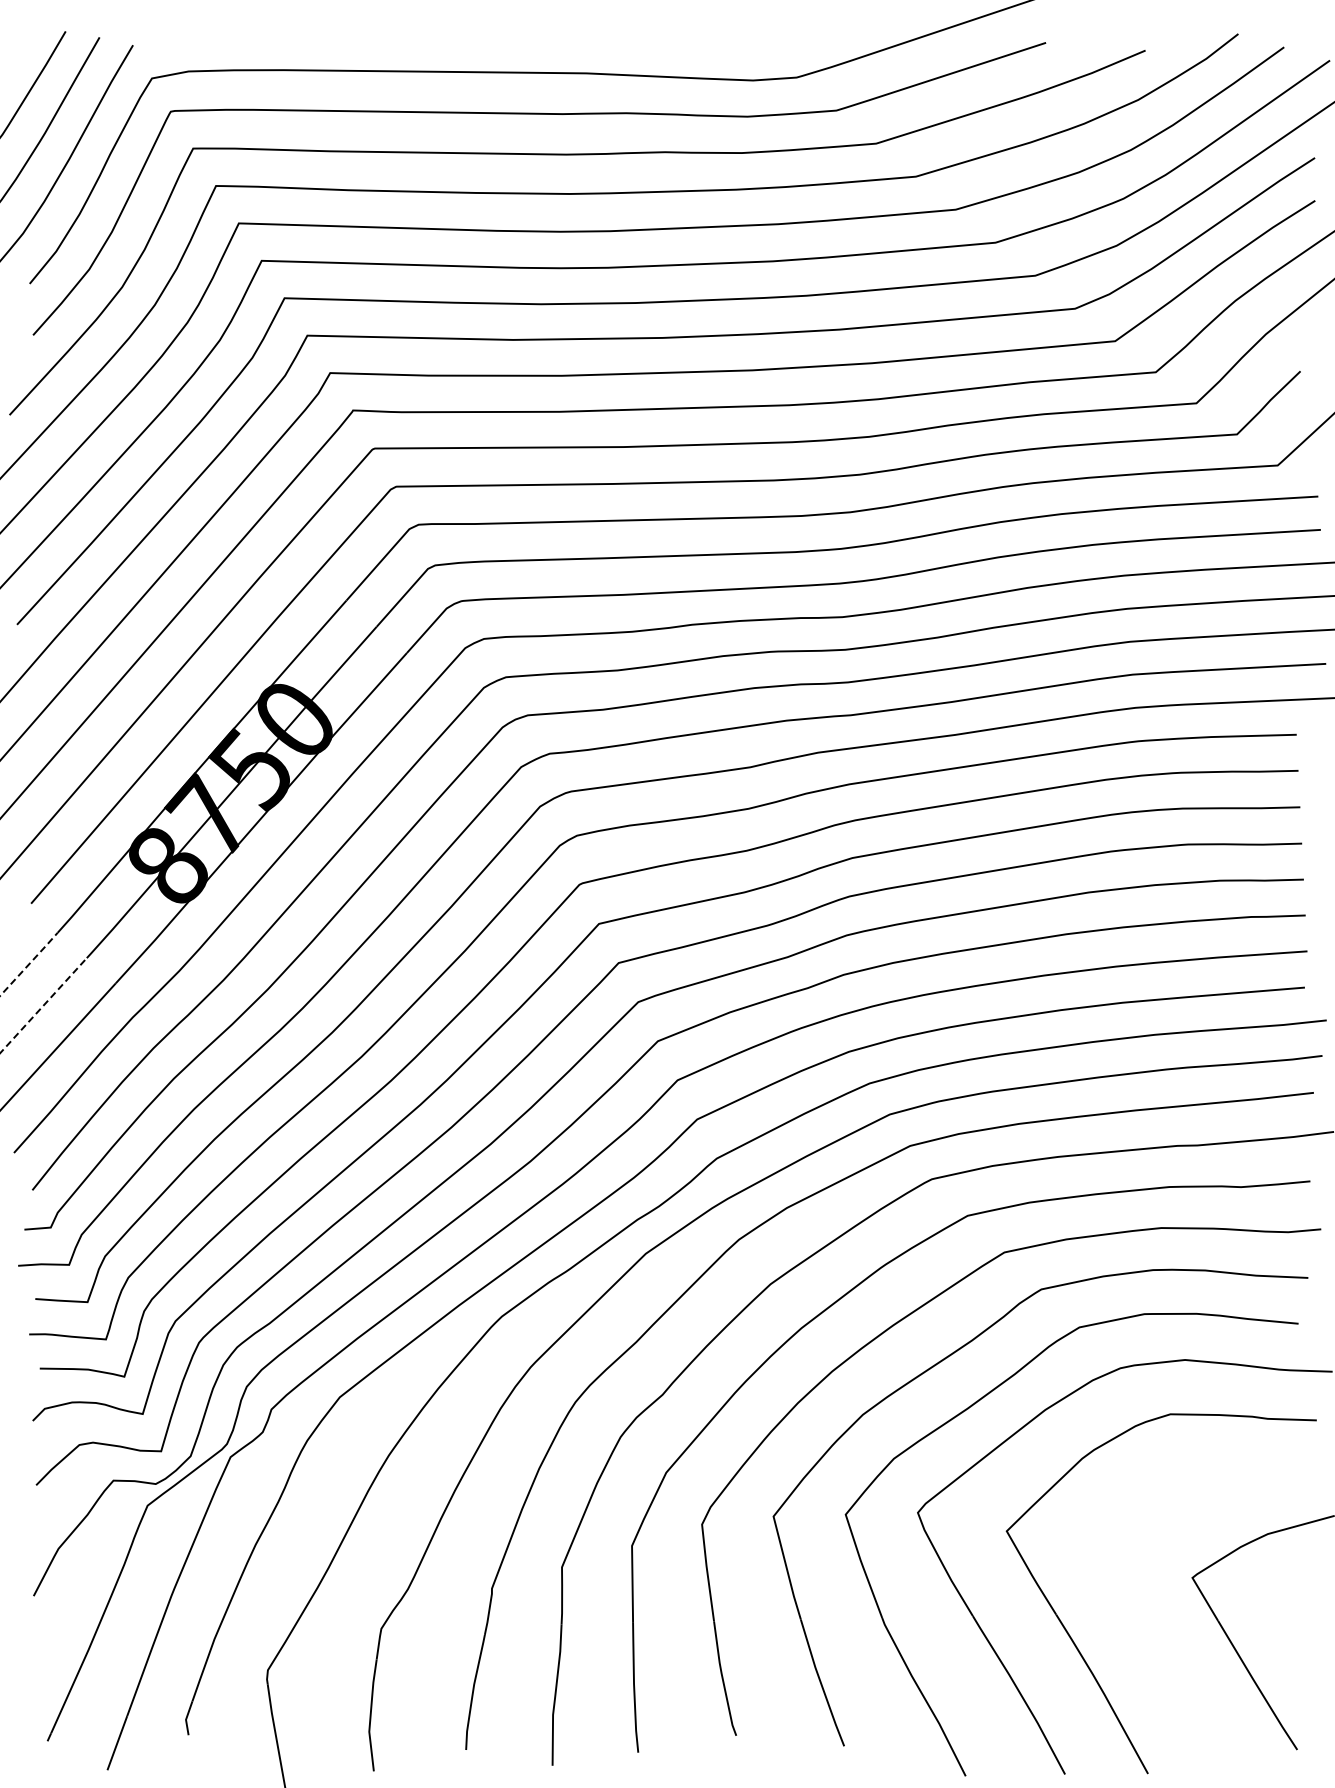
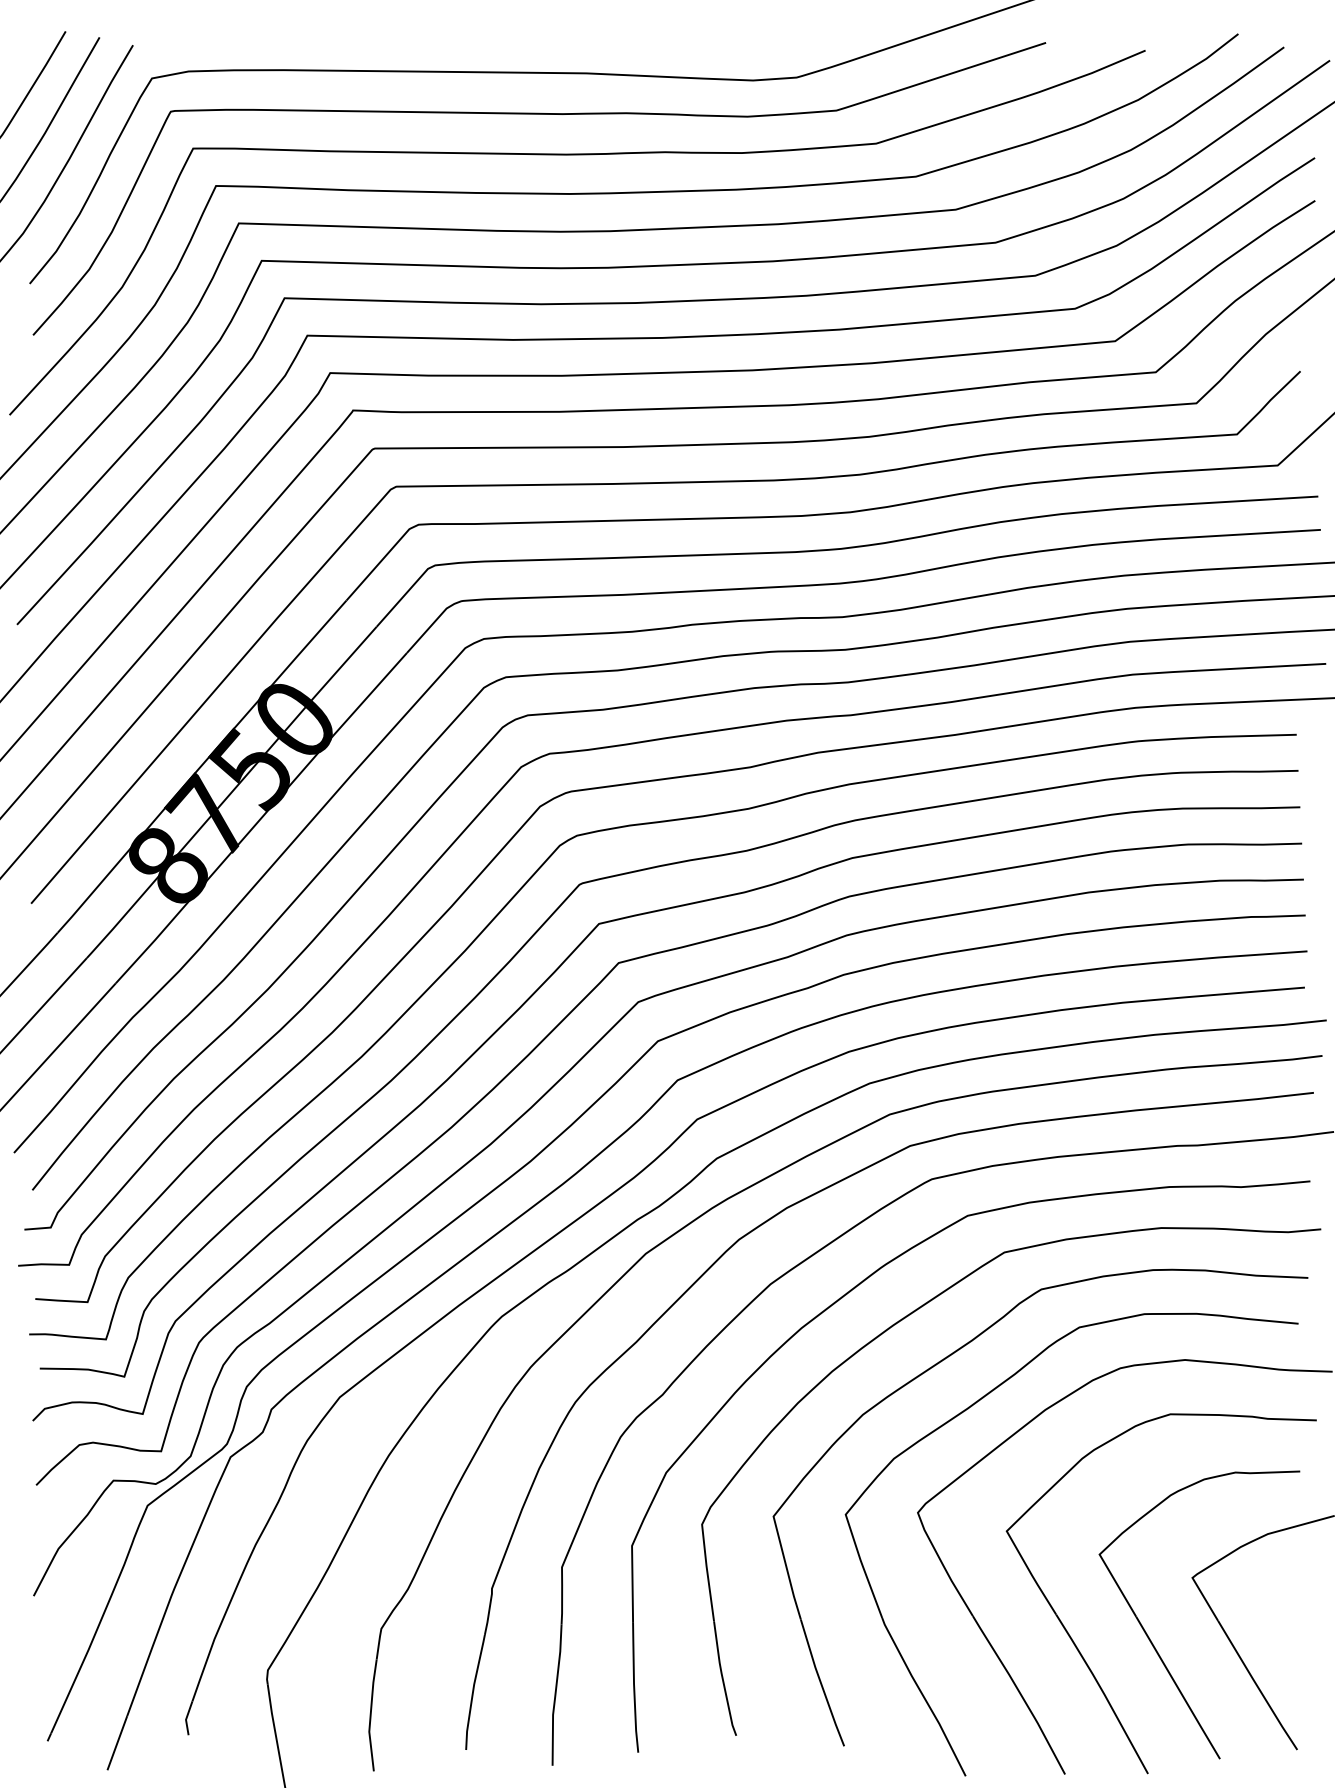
line: dashed -> solid (30, 963)
line: dashed -> solid (43, 1005)
part: none -> present (1150, 1638)
